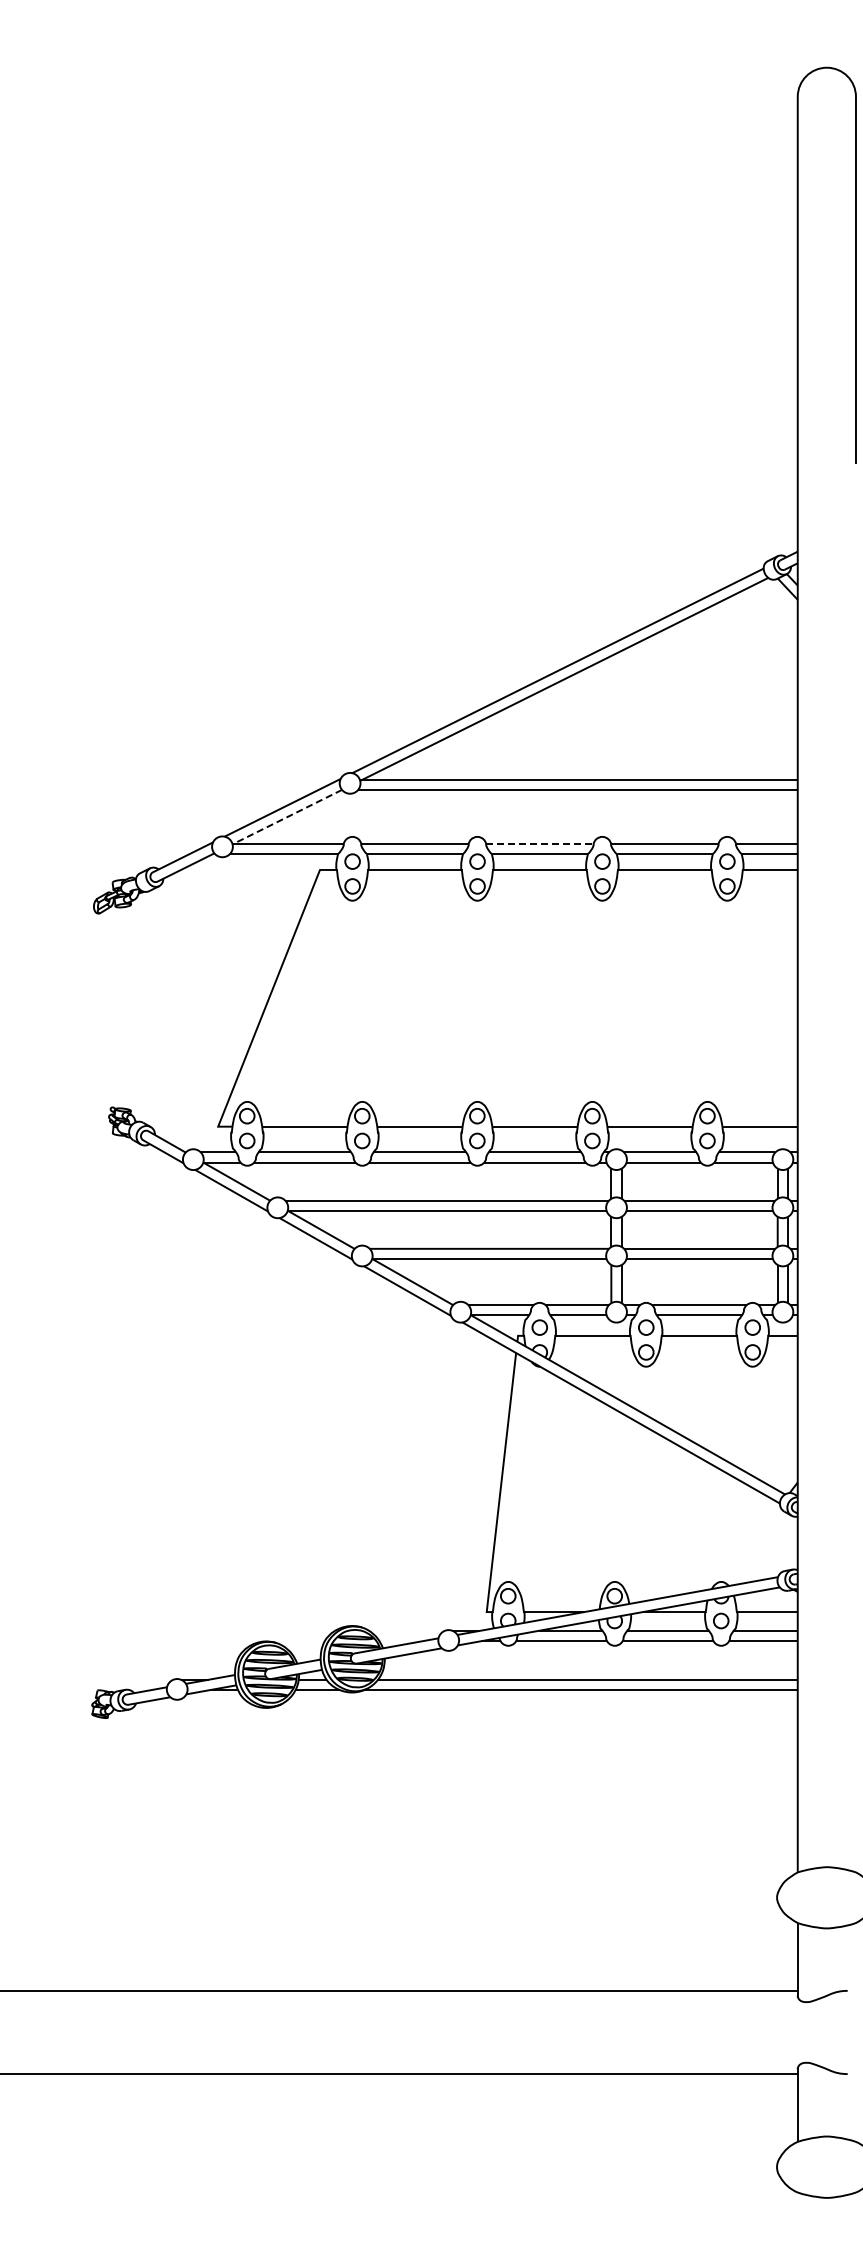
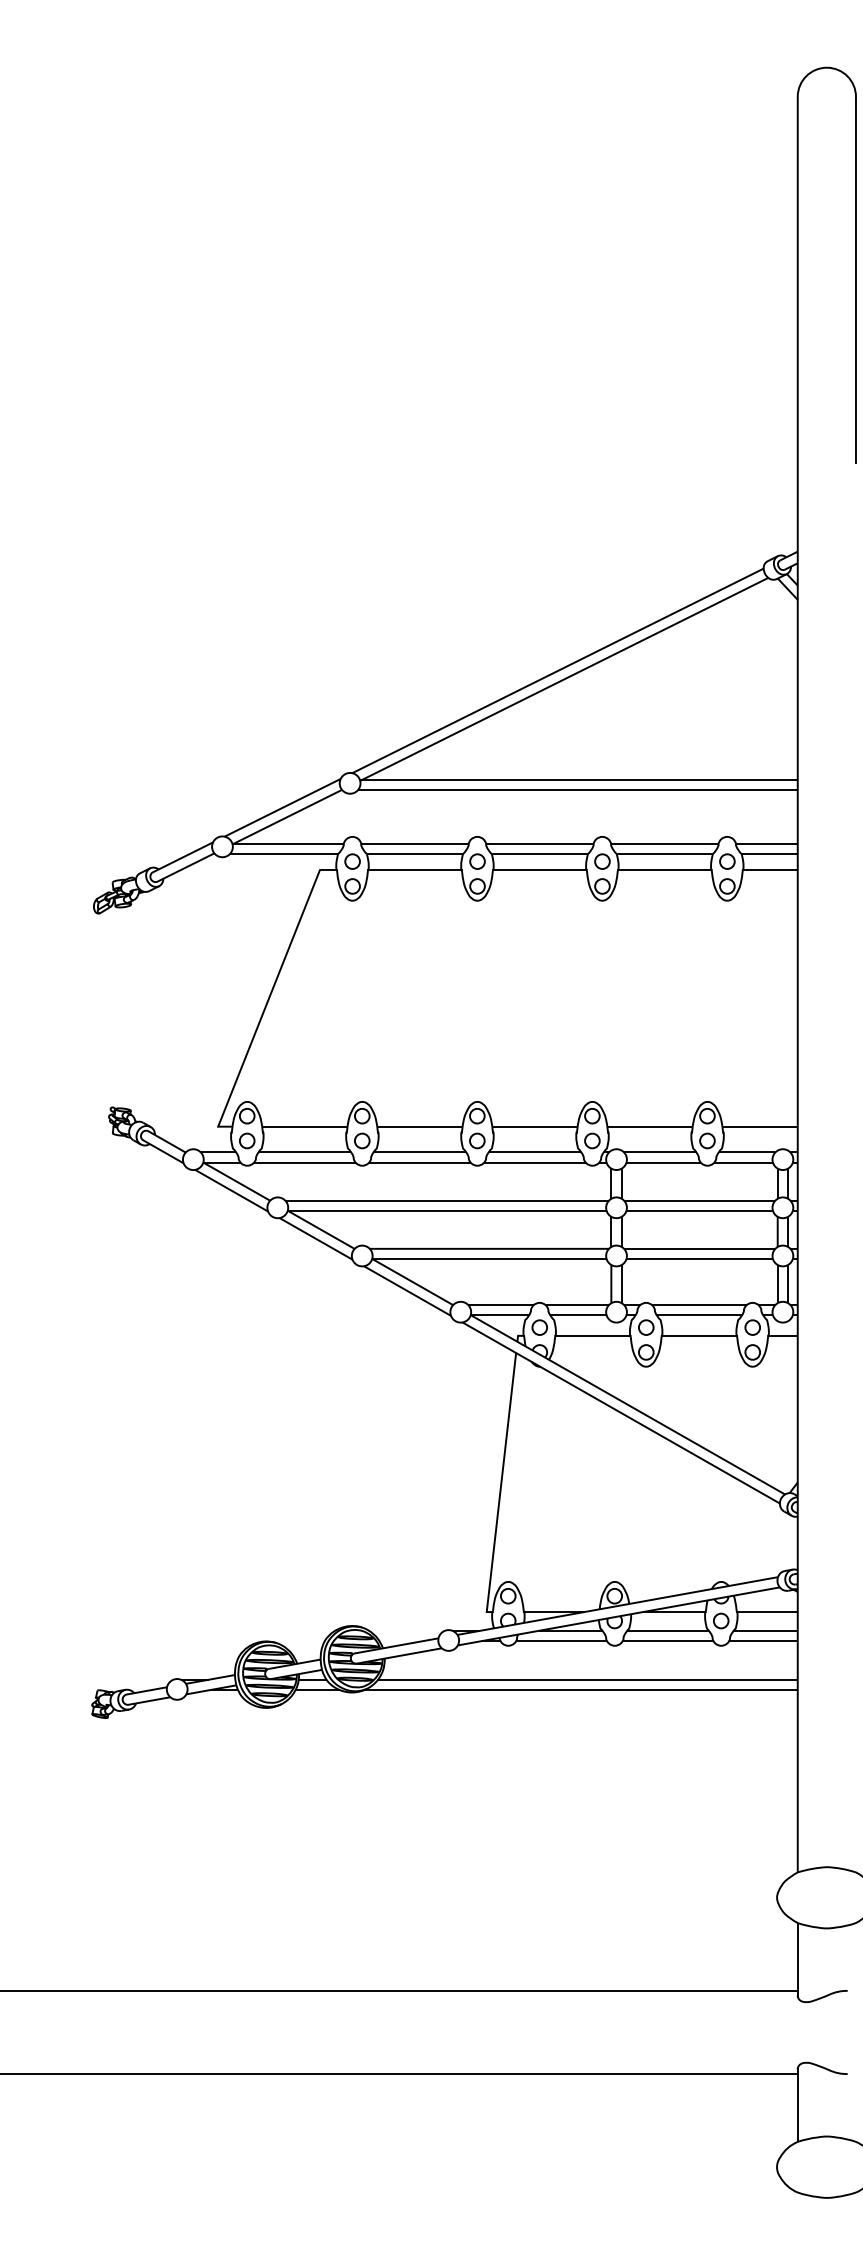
line: dashed -> solid (286, 817)
line: dashed -> solid (539, 843)
